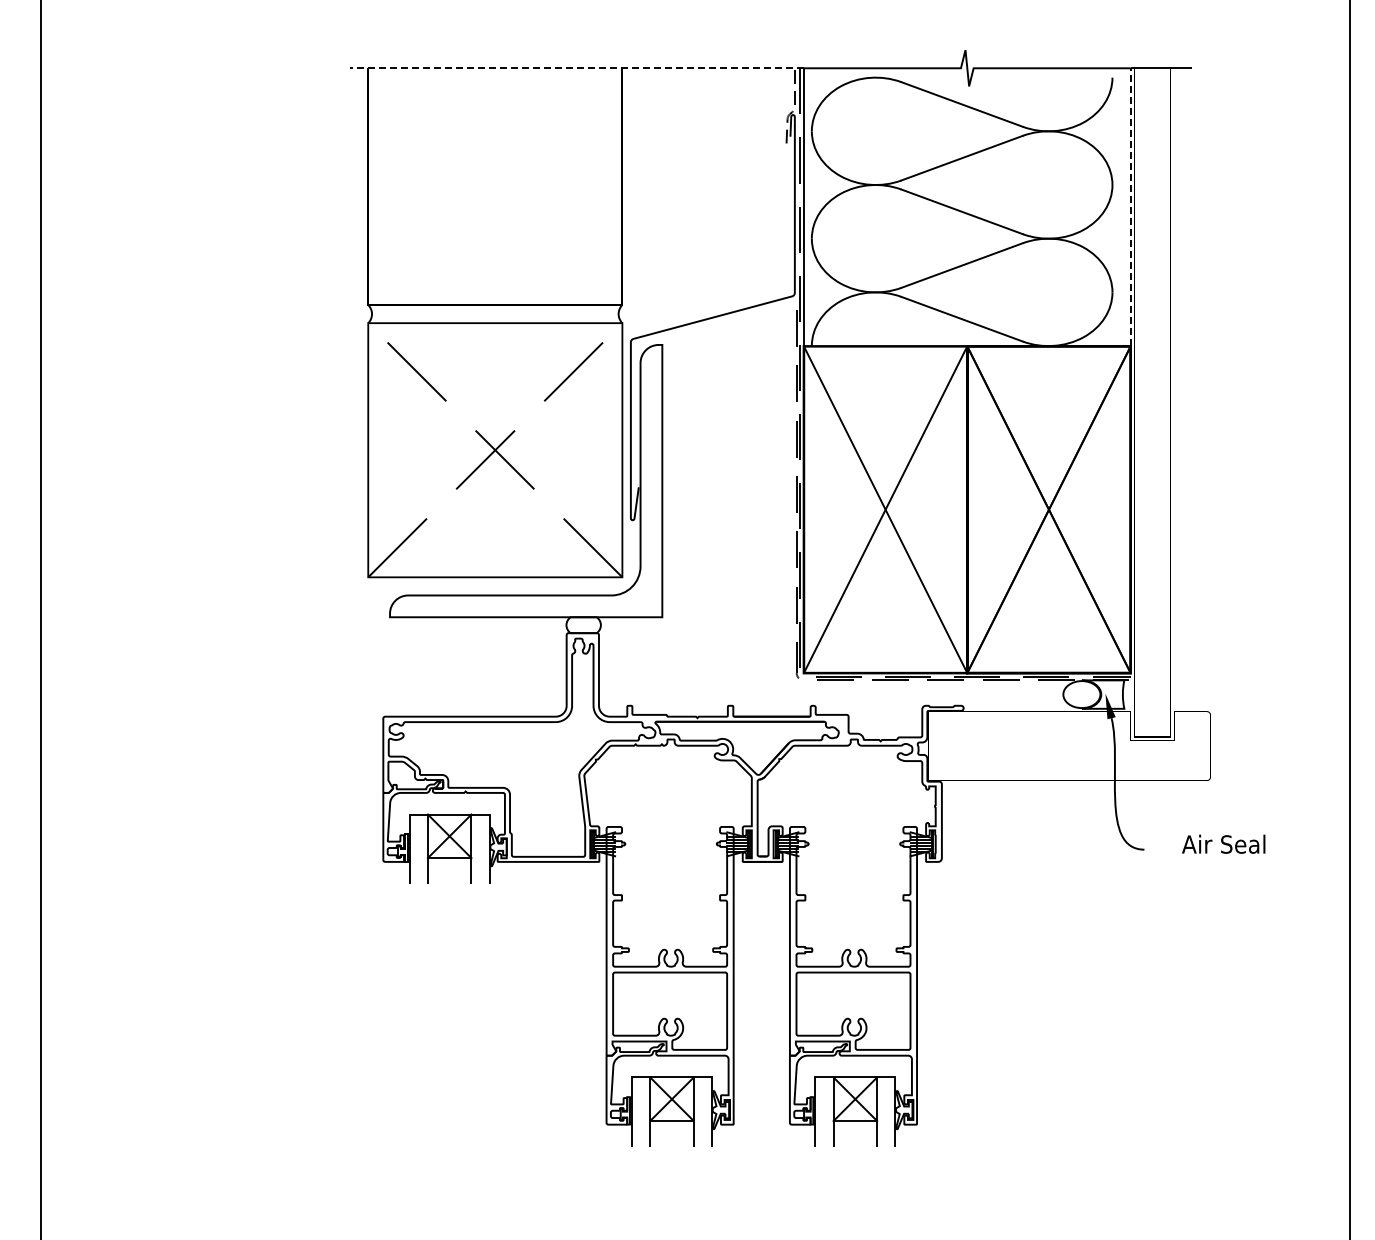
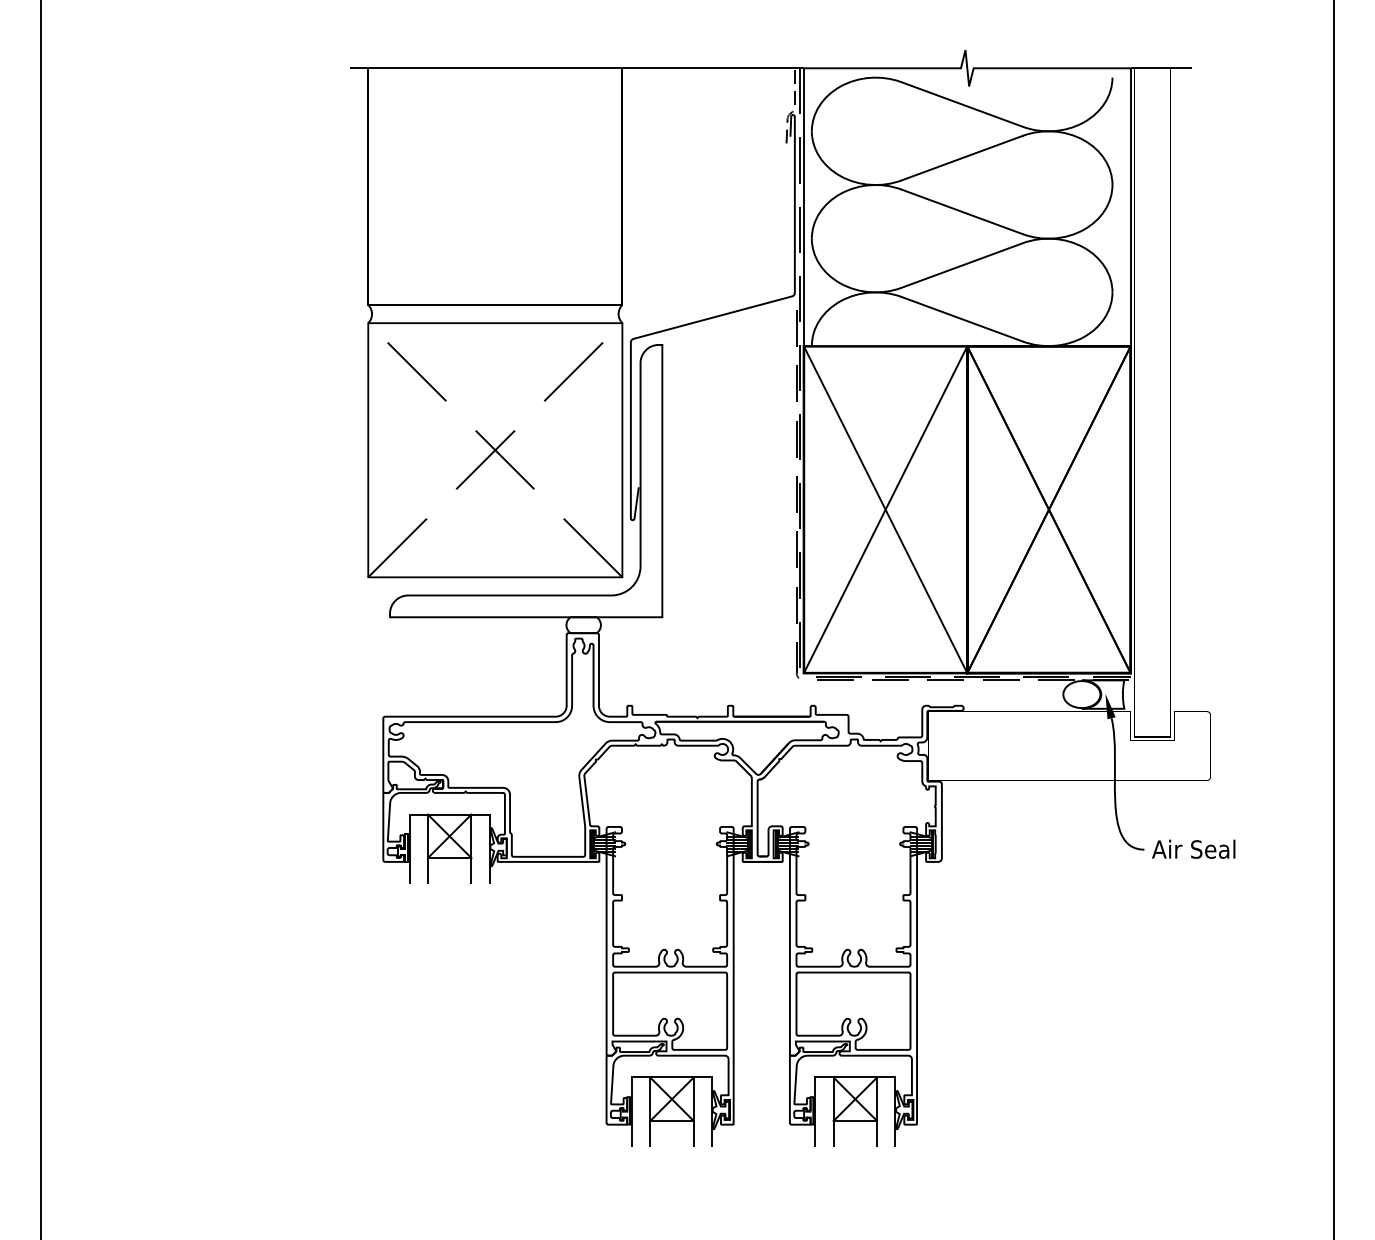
line: dashed -> solid (577, 68)
line: dashed -> solid (1130, 206)
line position: (1349, 619) -> (1333, 619) (1333, 619)
text position: (1223, 843) -> (1193, 848) (1193, 848)
